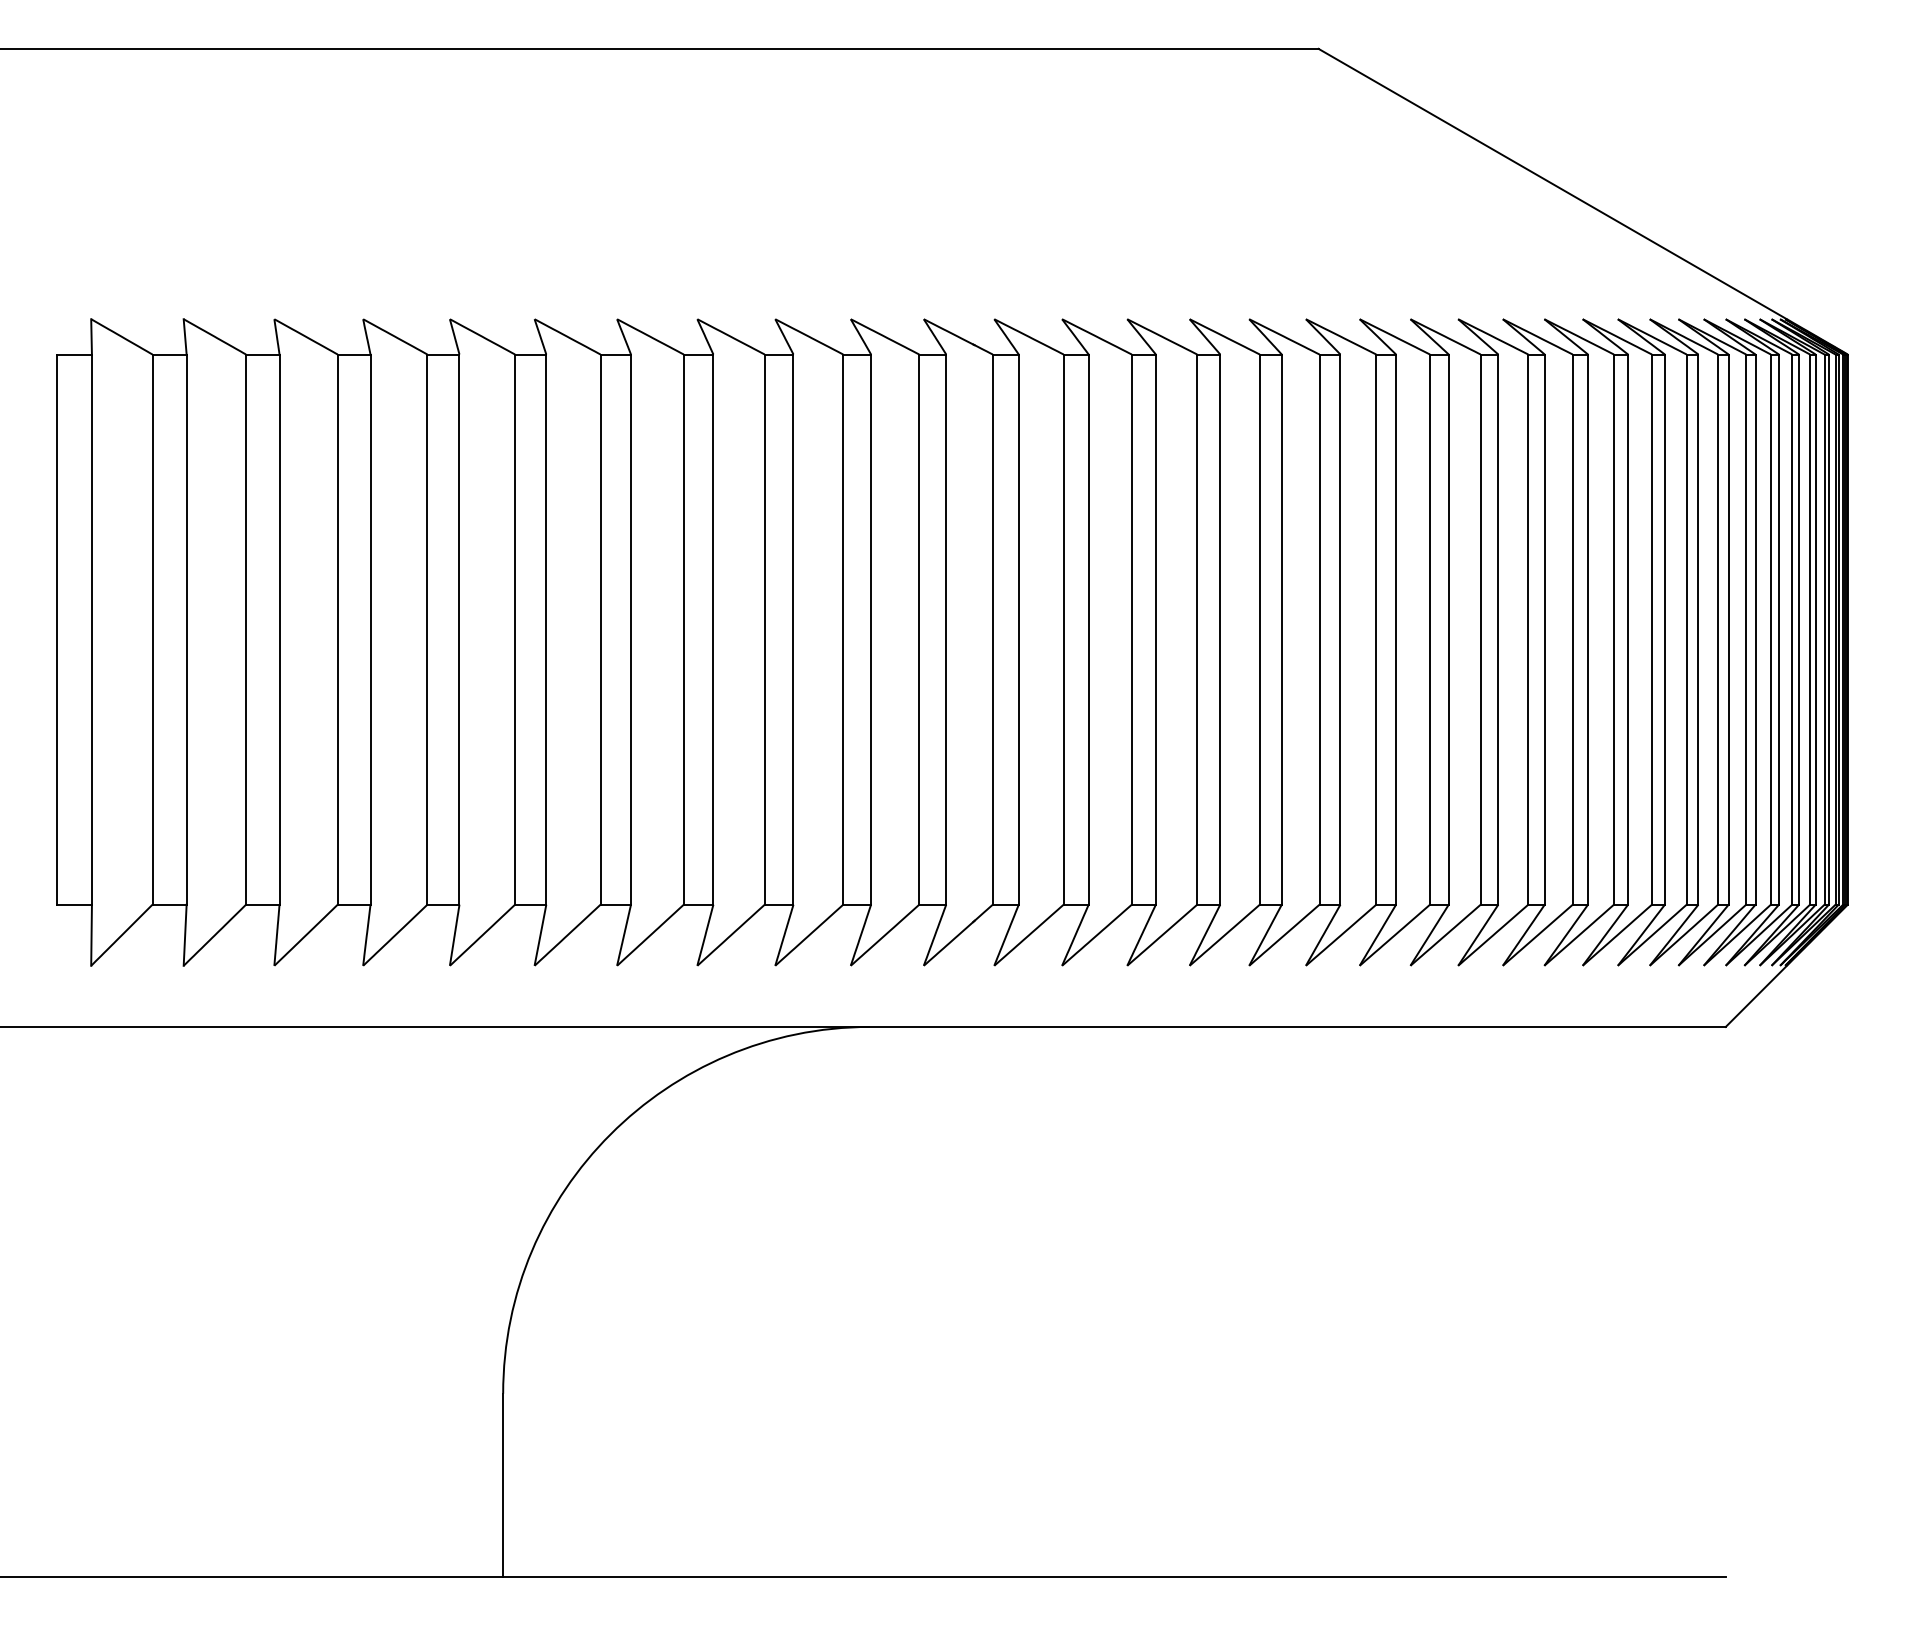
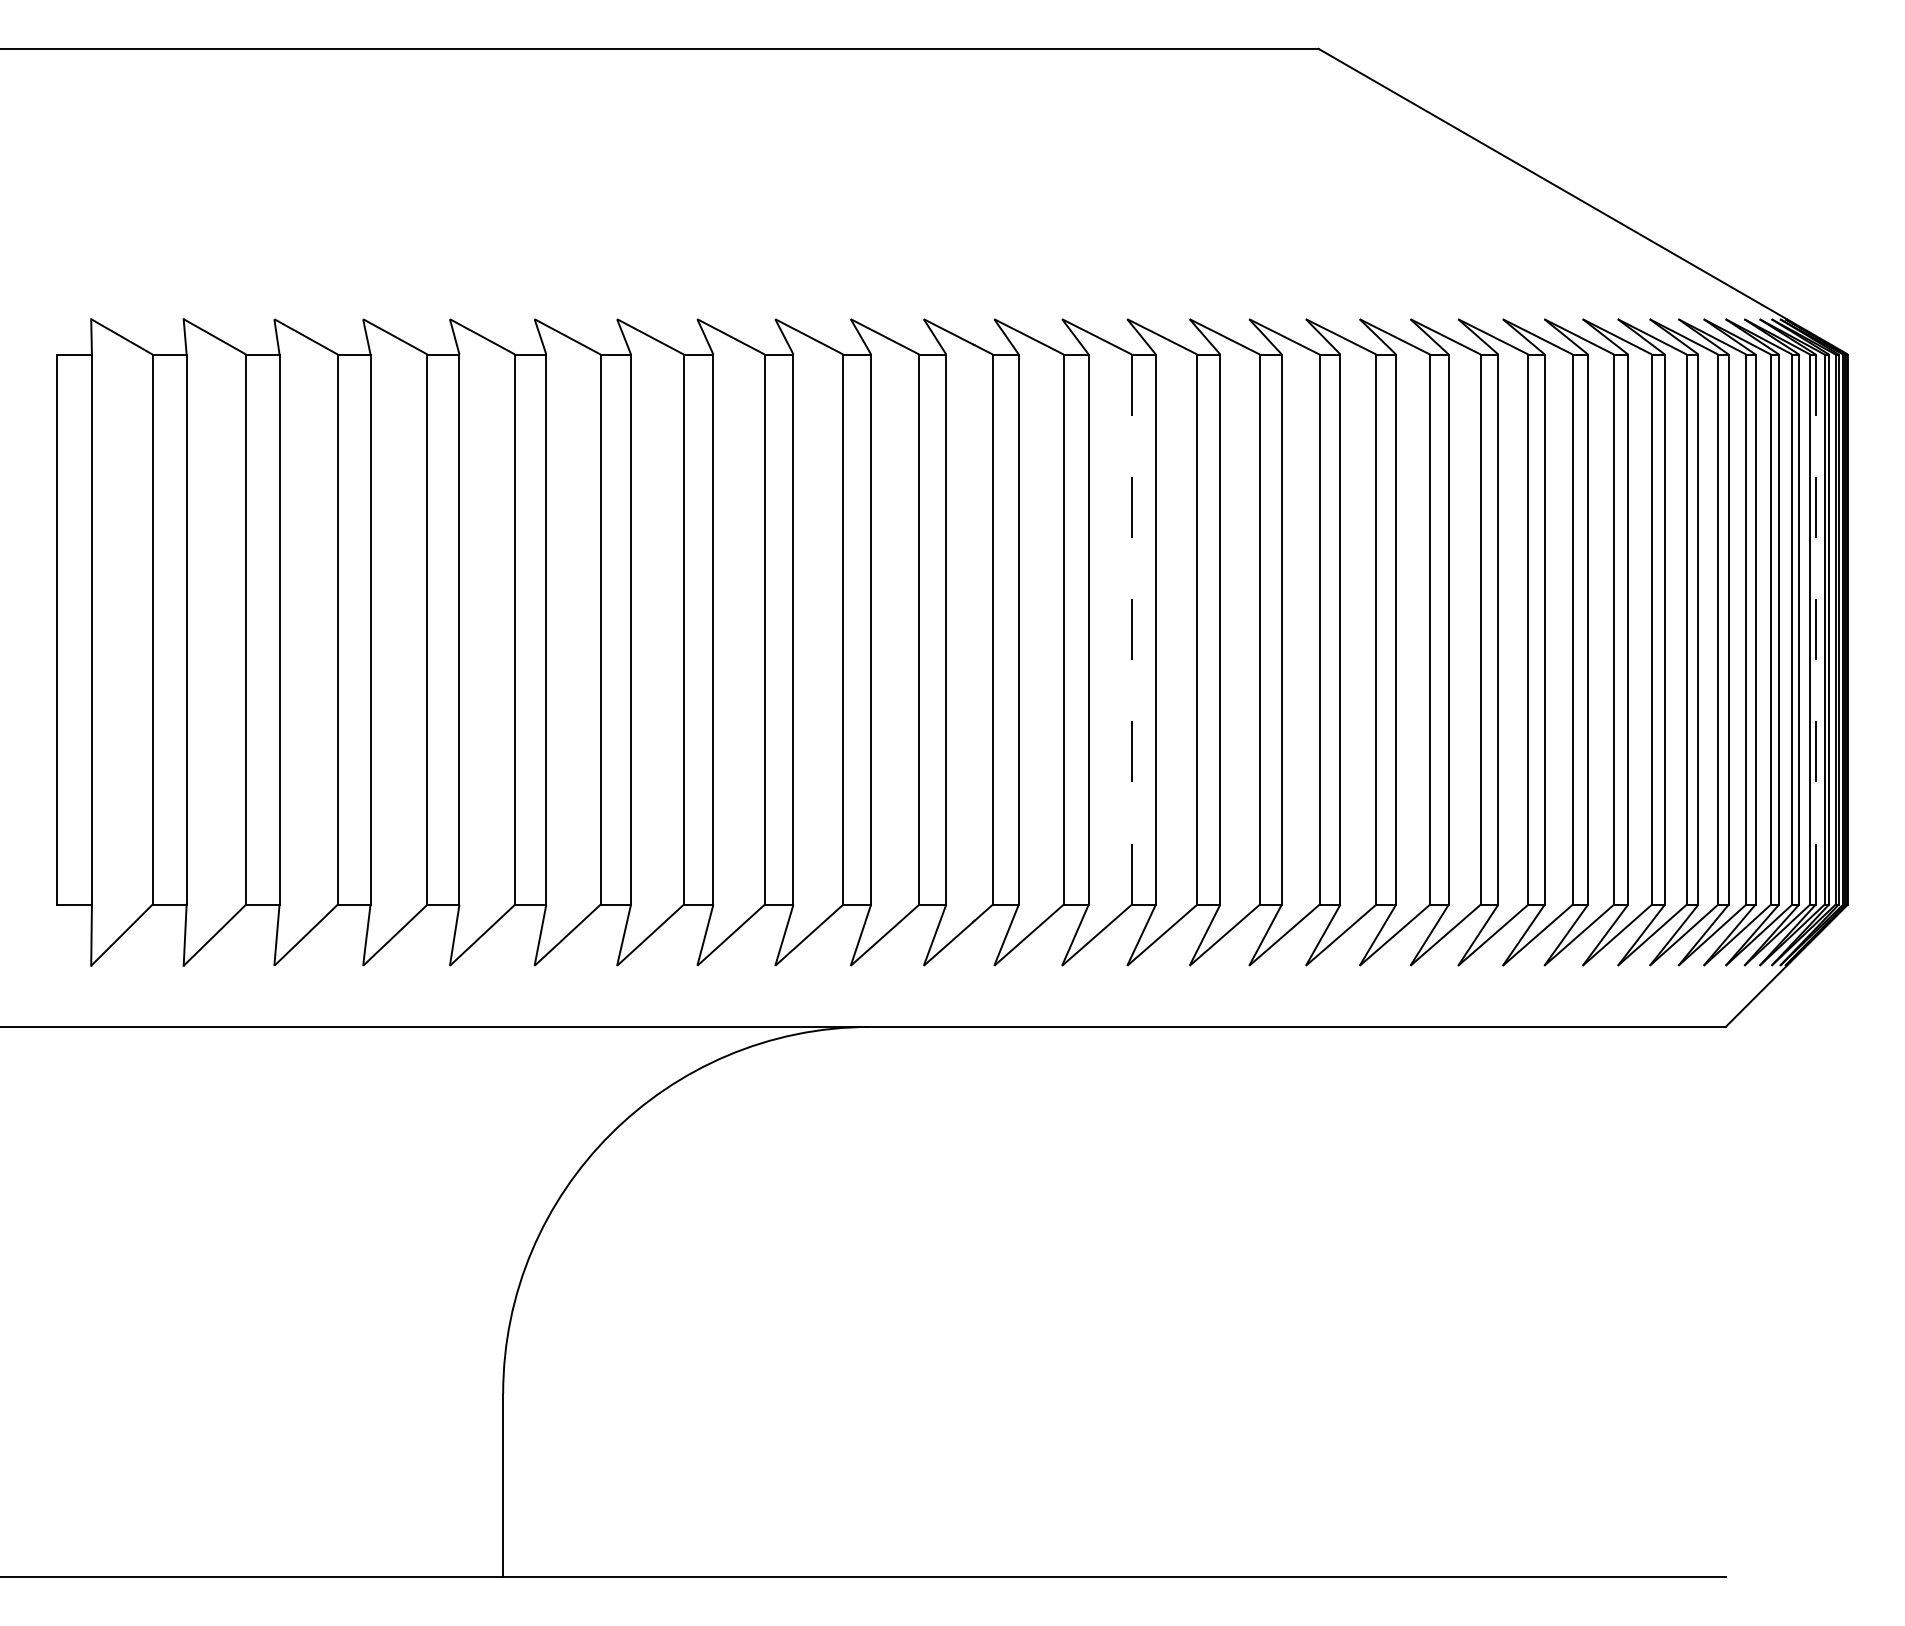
line: solid -> dashed (1815, 629)
line: solid -> dashed (1131, 630)
